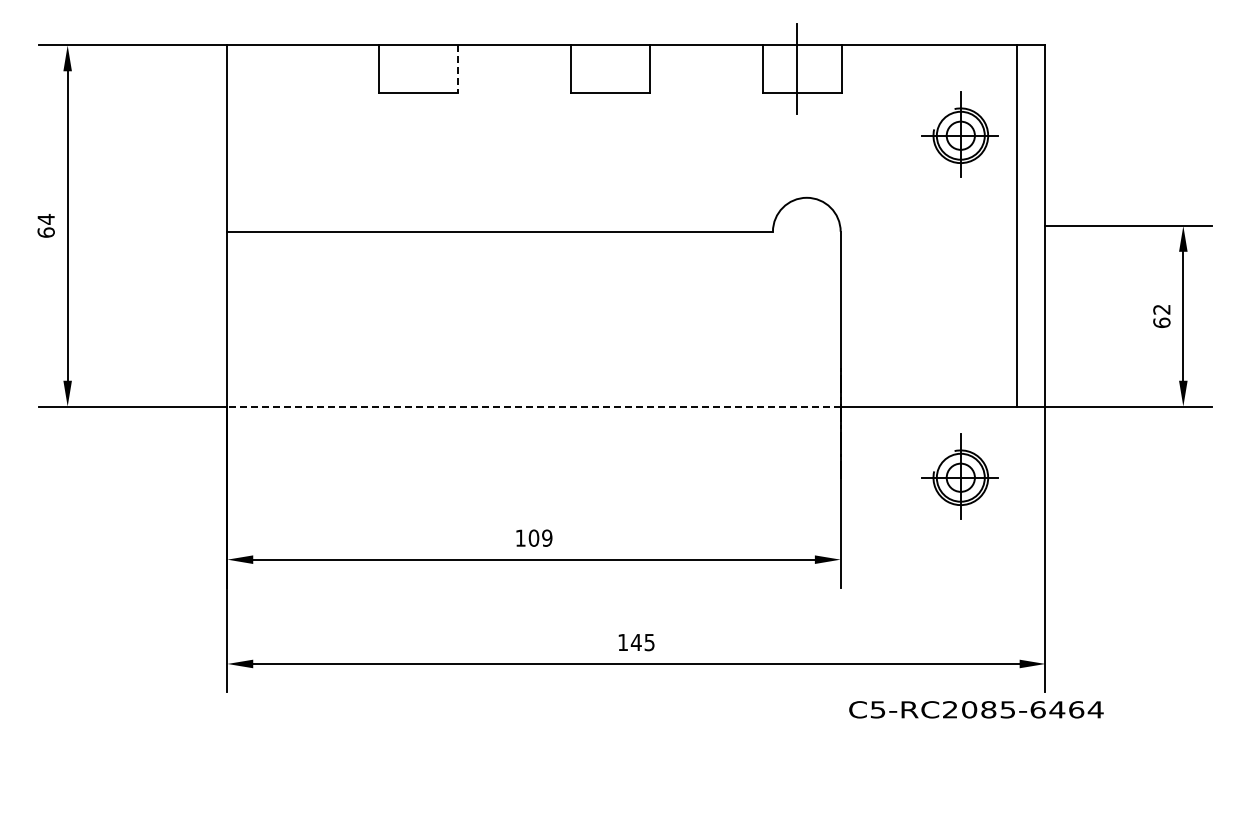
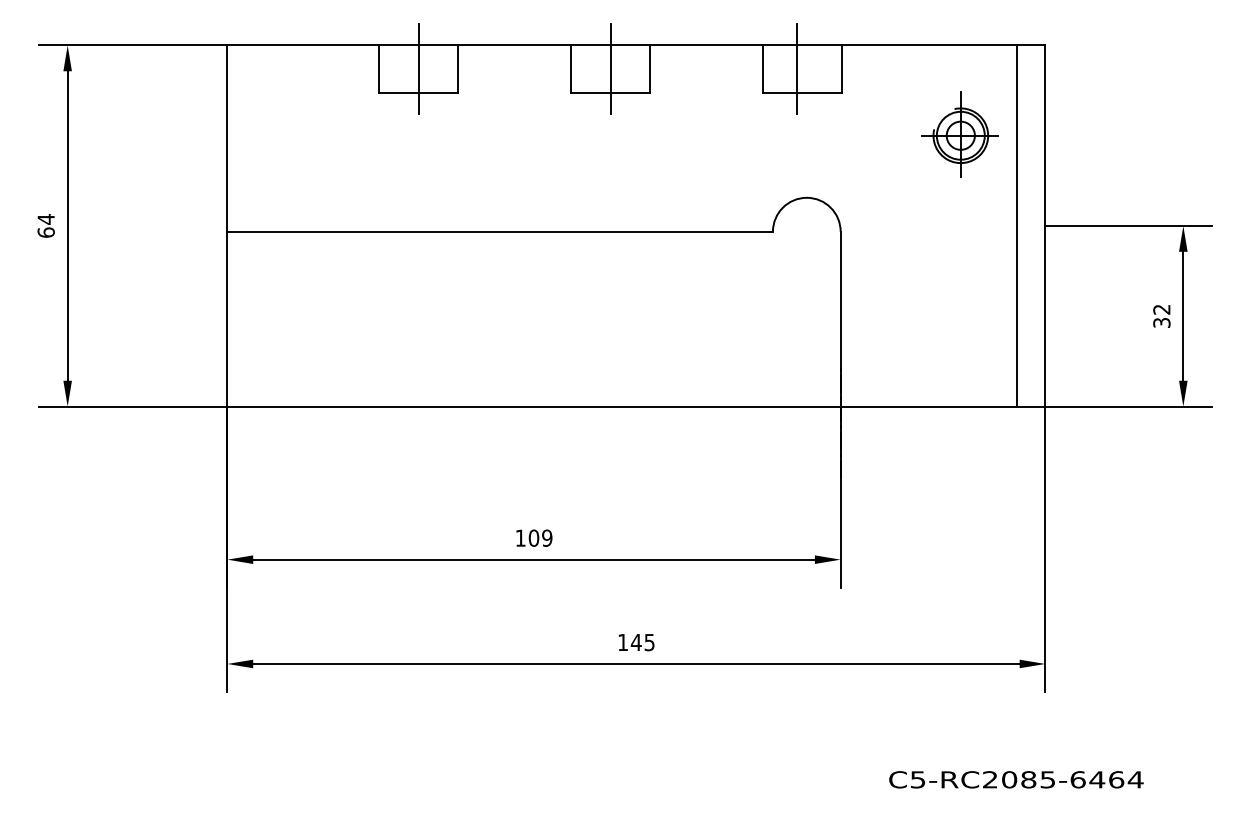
line: none -> present (418, 69)
line: dashed -> solid (458, 69)
line: none -> present (610, 69)
text: 62 -> 32 (1161, 322)
line: dashed -> solid (534, 406)
part: present -> none (959, 476)
text position: (976, 709) -> (1016, 779) (1016, 779)
